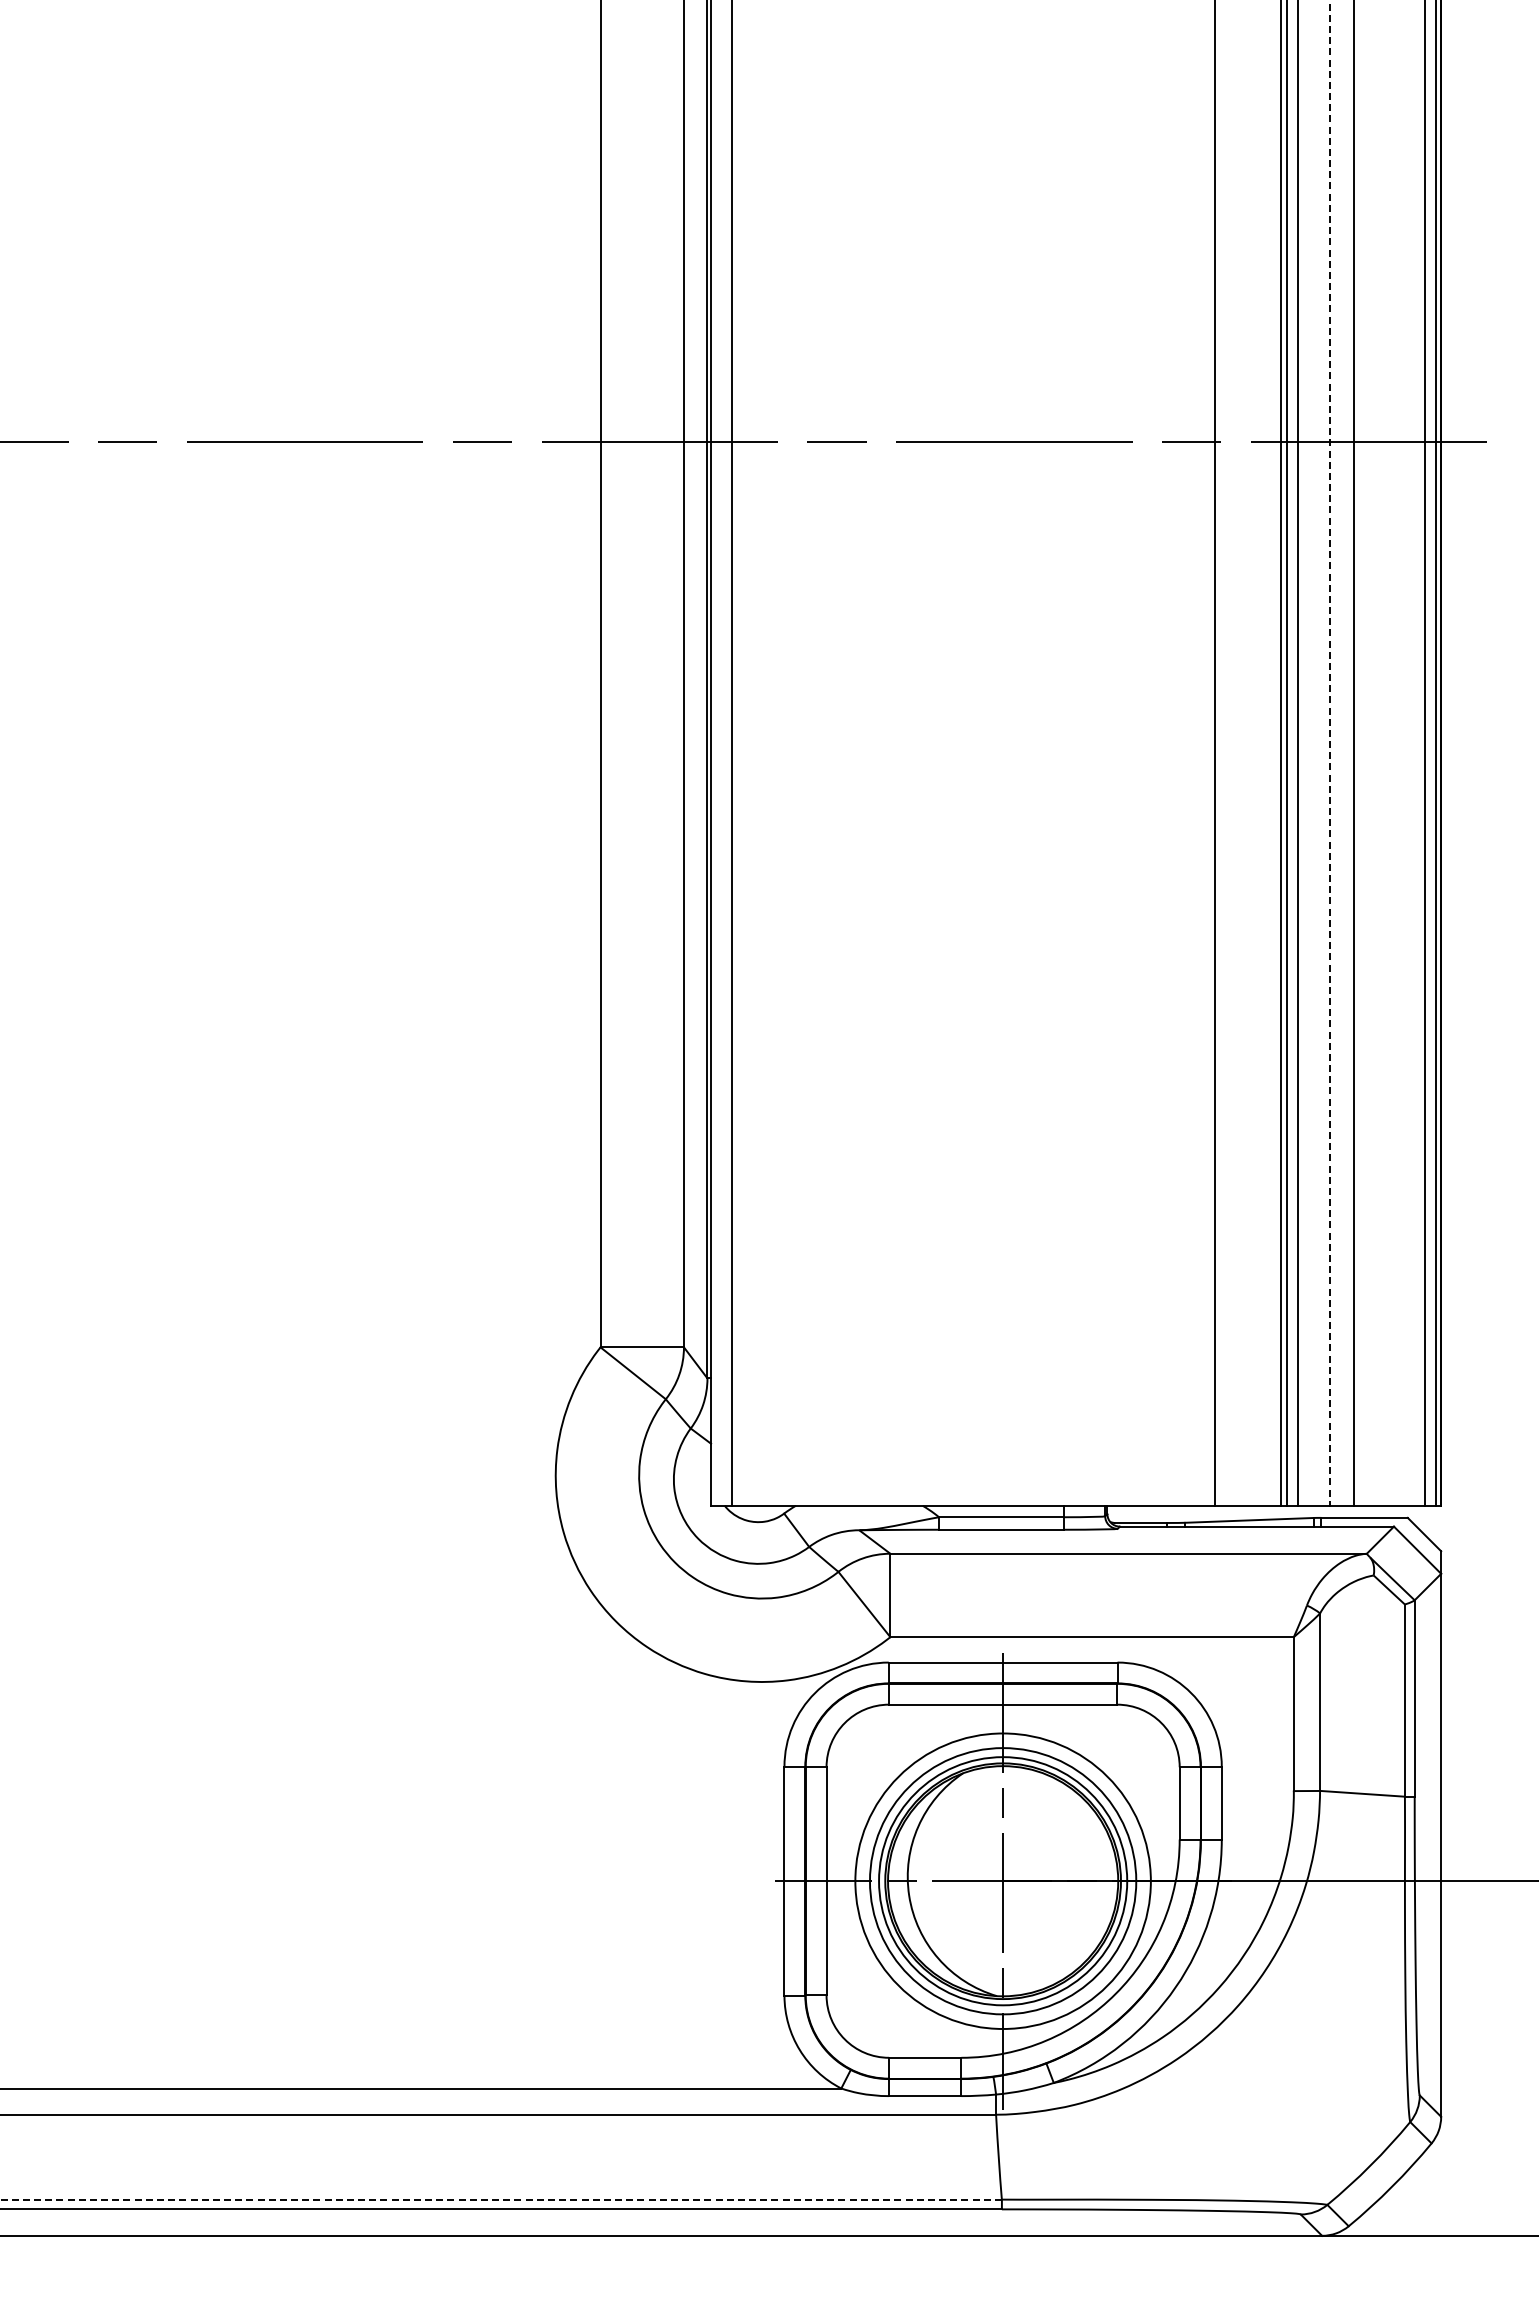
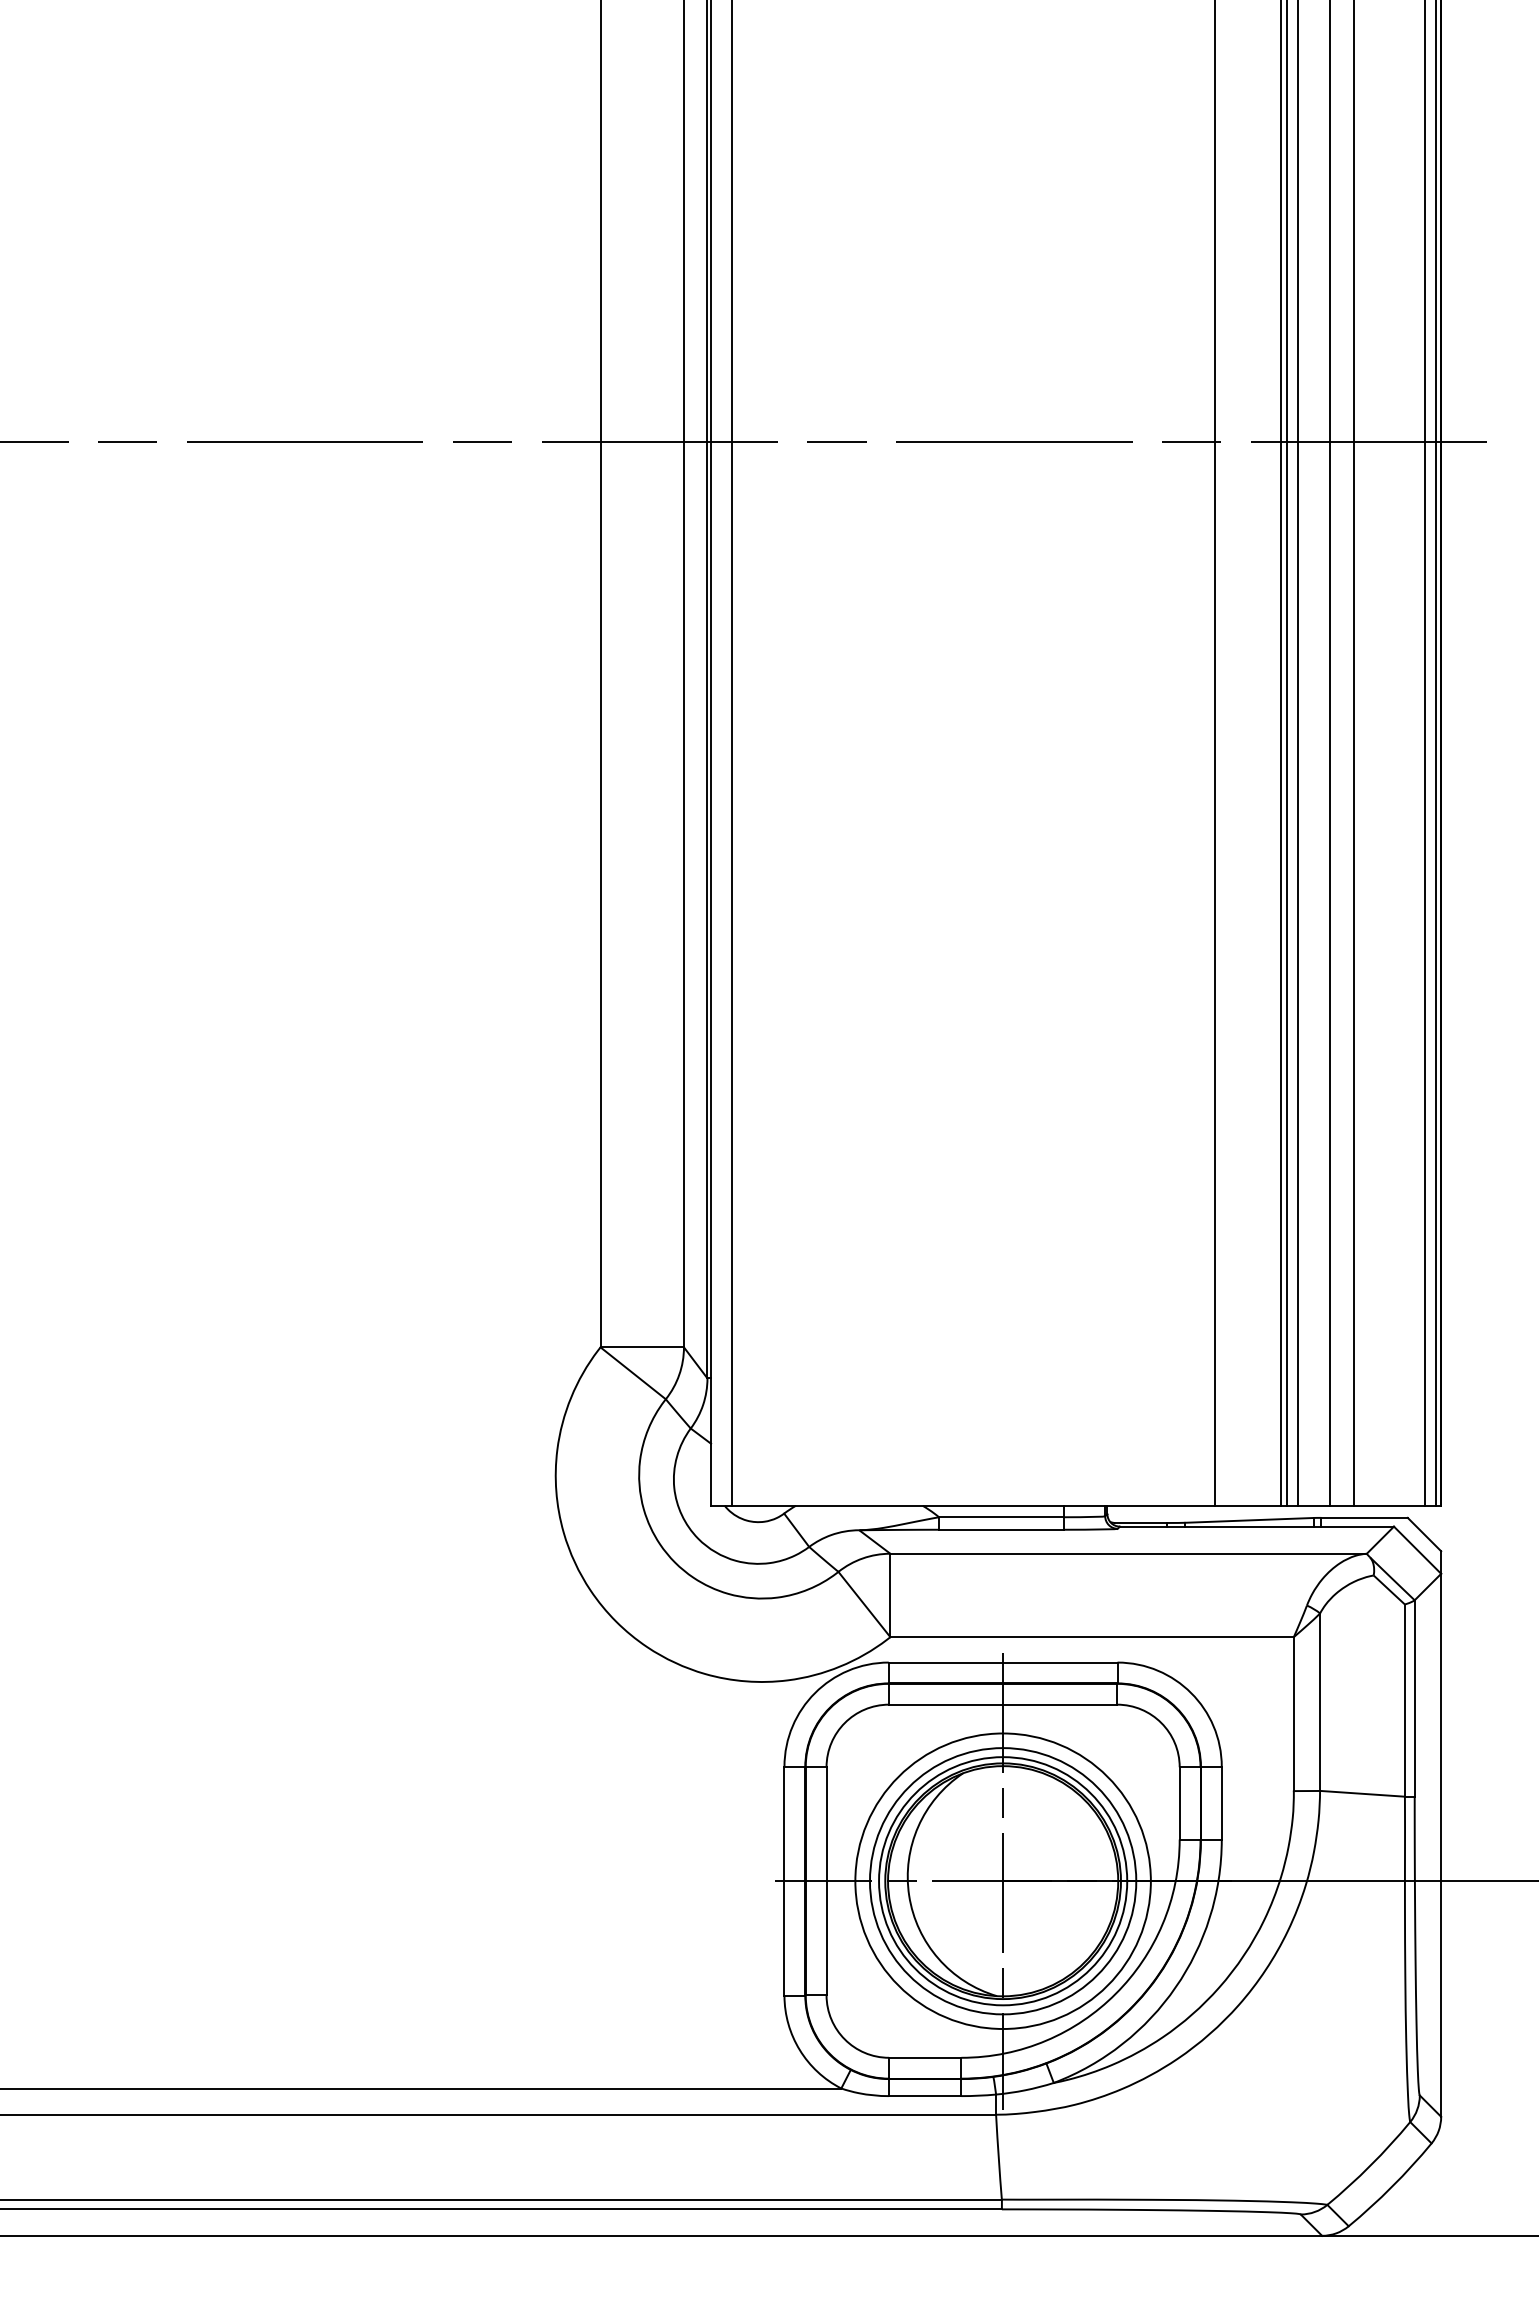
line: dashed -> solid (1329, 752)
line: dashed -> solid (500, 2199)
